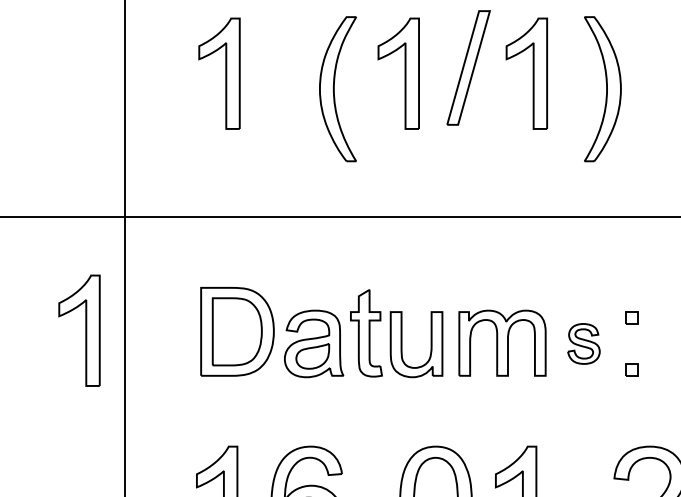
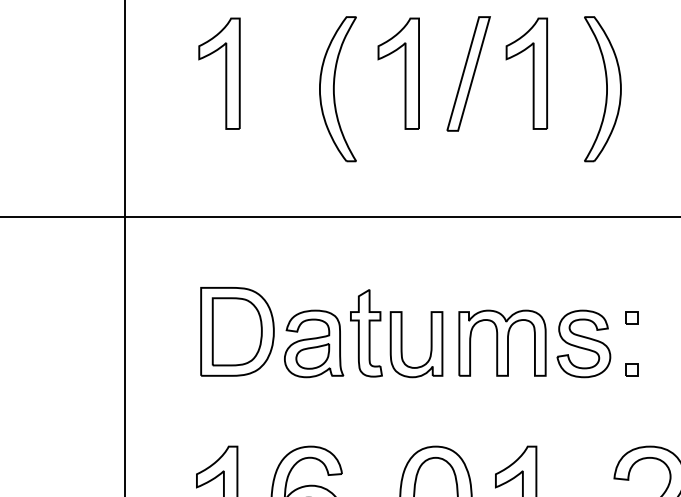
part position: (468, 67) -> (468, 73) (468, 73)
part: present -> none (79, 330)
part size: 34x42 px -> 56x70 px (583, 343)
